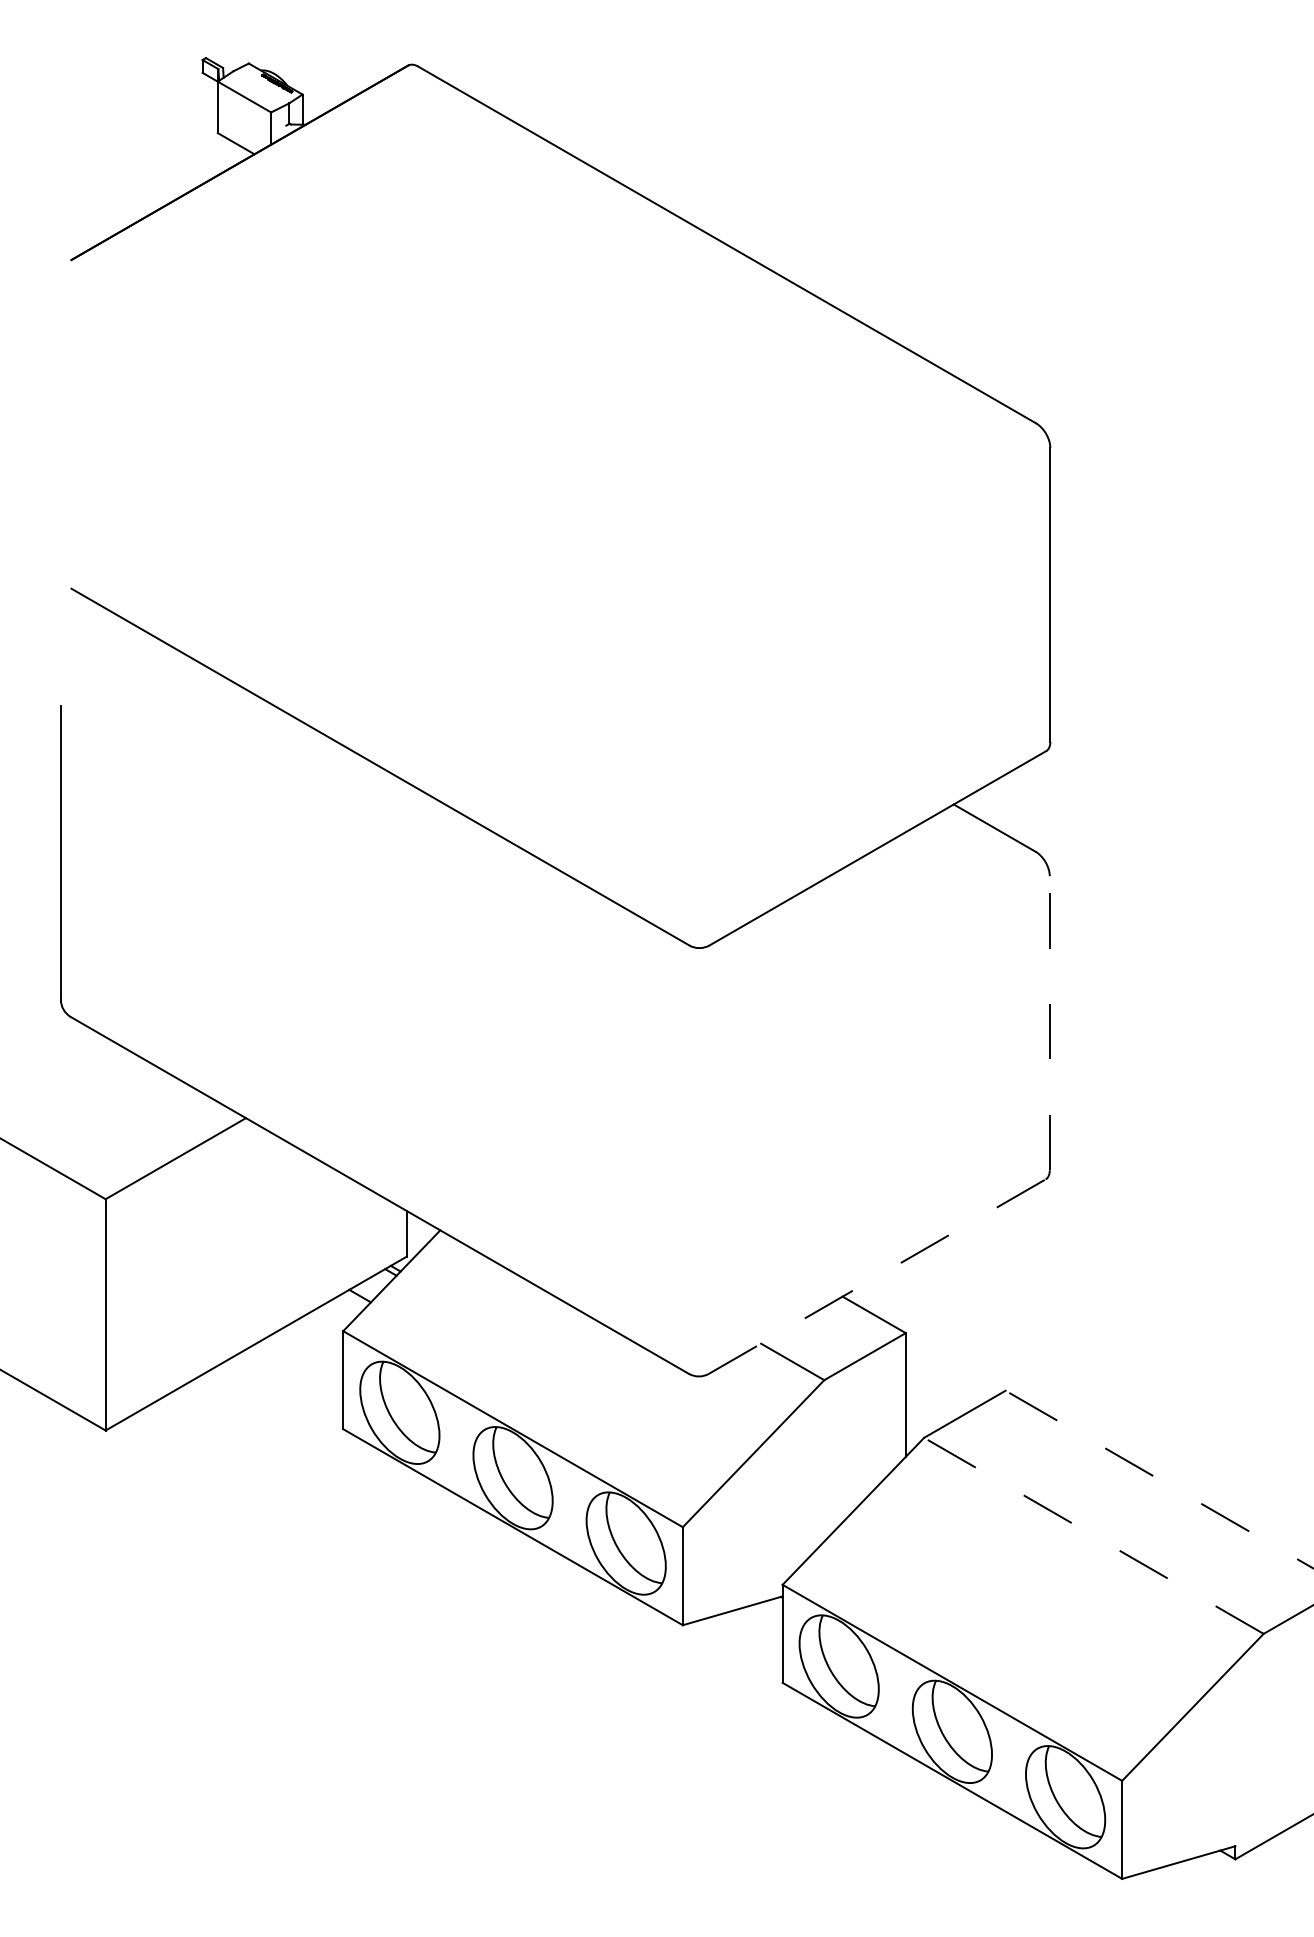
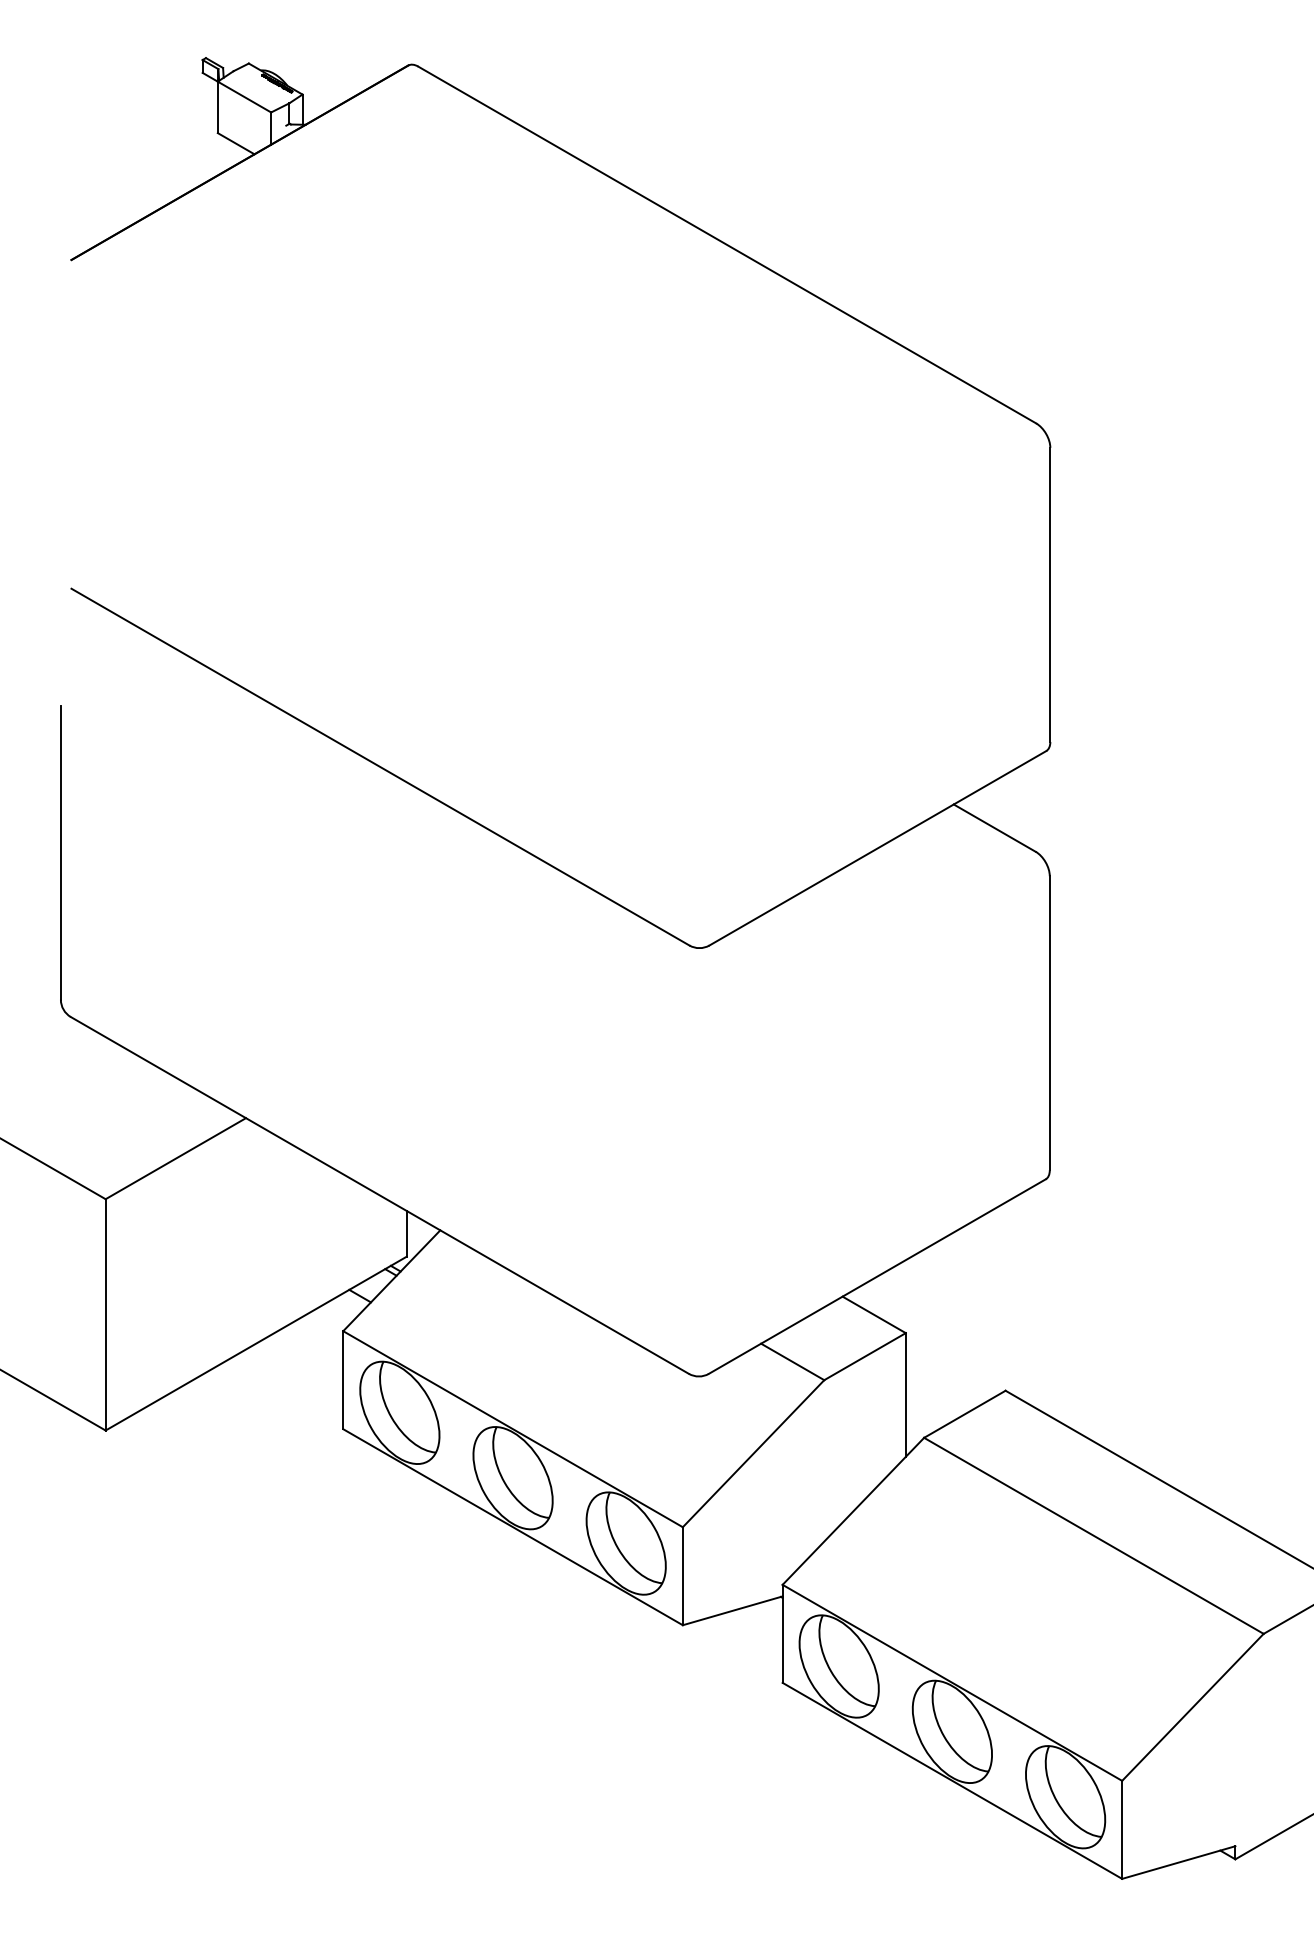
line: dashed -> solid (1049, 1022)
line: dashed -> solid (877, 1276)
line: dashed -> solid (1159, 1479)
line: dashed -> solid (1093, 1535)
